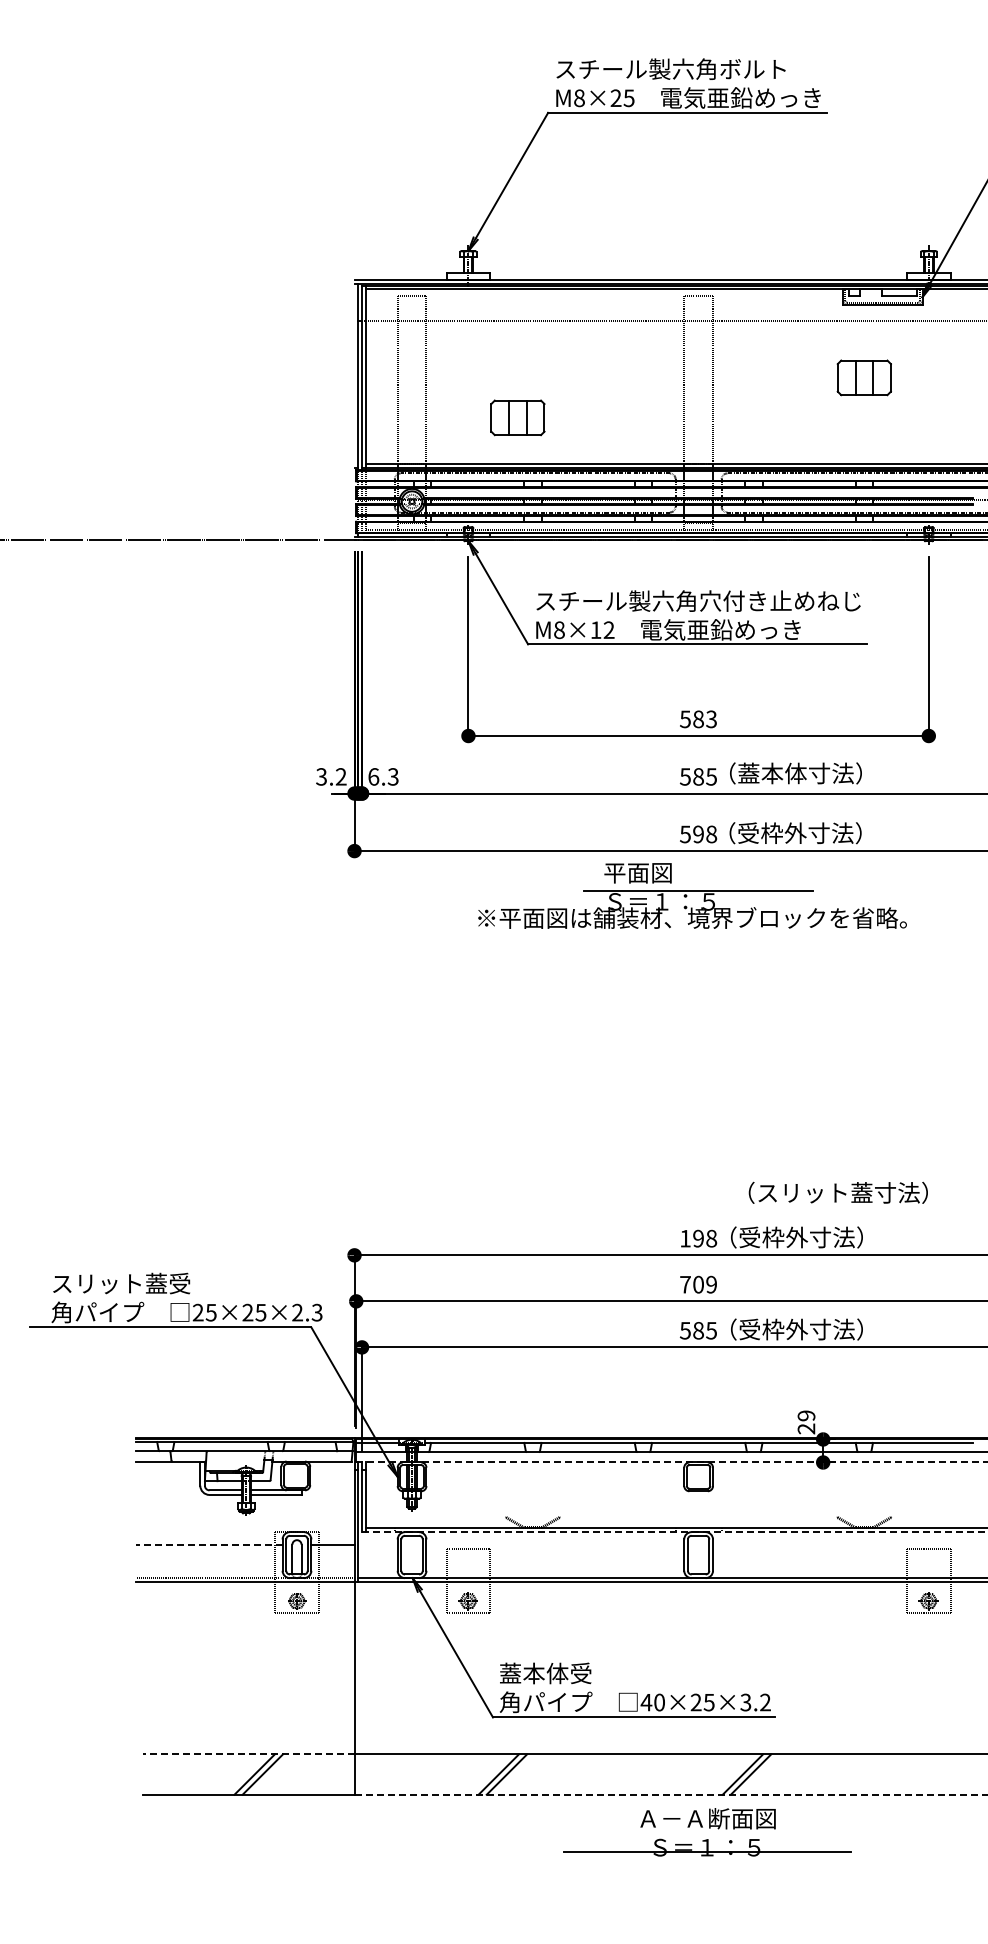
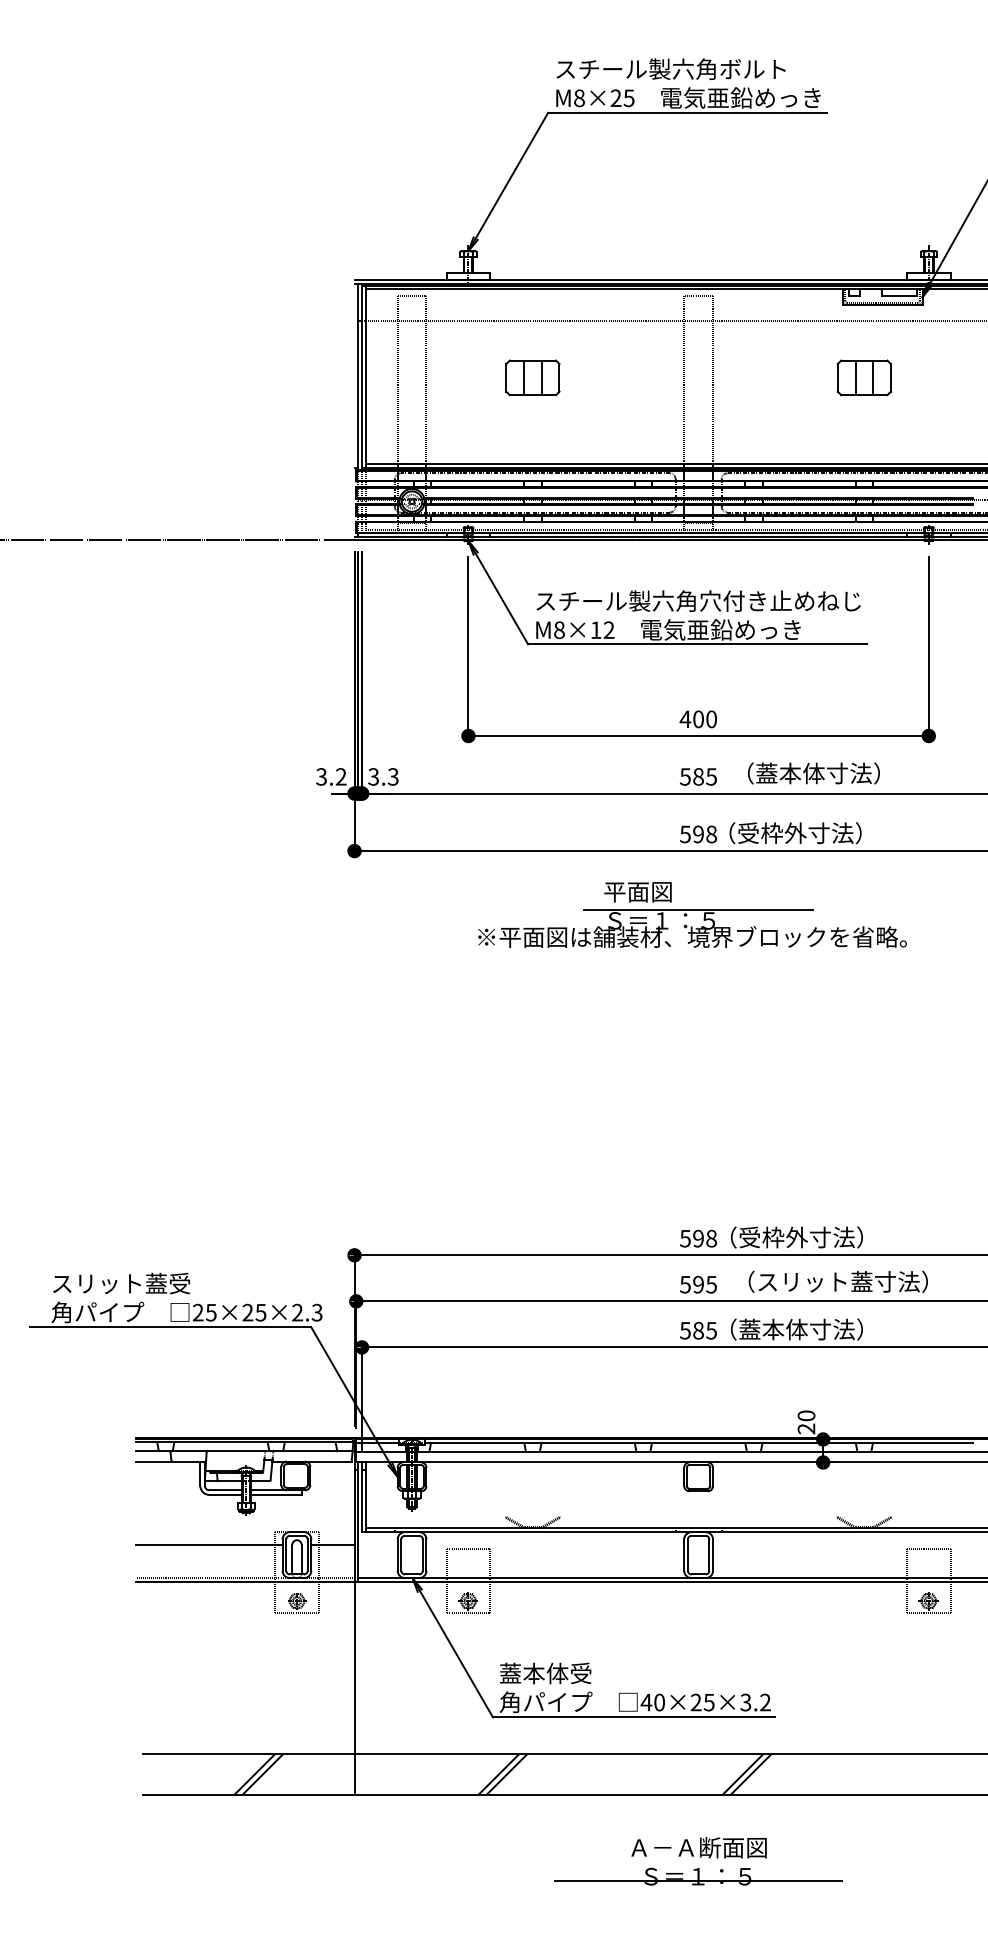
part position: (517, 417) -> (532, 377) (532, 377)
text: 583 -> 400 (697, 719)
text position: (795, 773) -> (813, 773) (813, 773)
text: 6.3 -> 3.3 (373, 776)
part position: (692, 895) -> (692, 914) (692, 914)
text position: (837, 1192) -> (837, 1281) (837, 1281)
text: 198 -> 598 (684, 1238)
text: 709 -> 595 (697, 1284)
text: （受枠外寸法） -> （蓋本体寸法） (773, 1329)
text: 29 -> 20 (806, 1415)
line: dashed -> solid (672, 1462)
line: dashed -> solid (674, 1532)
line: dashed -> solid (208, 1545)
line: dashed -> solid (248, 1754)
line: dashed -> solid (671, 1794)
part position: (707, 1832) -> (698, 1861) (698, 1861)
